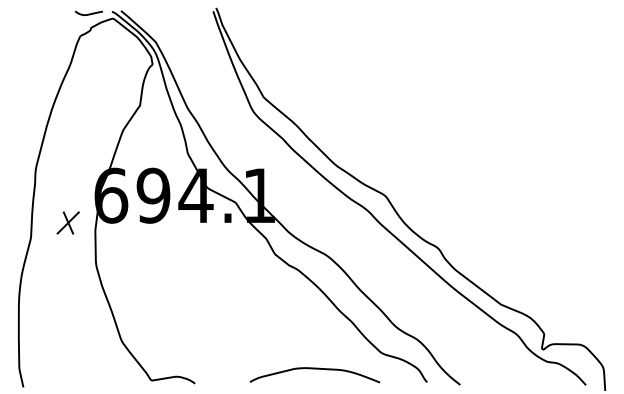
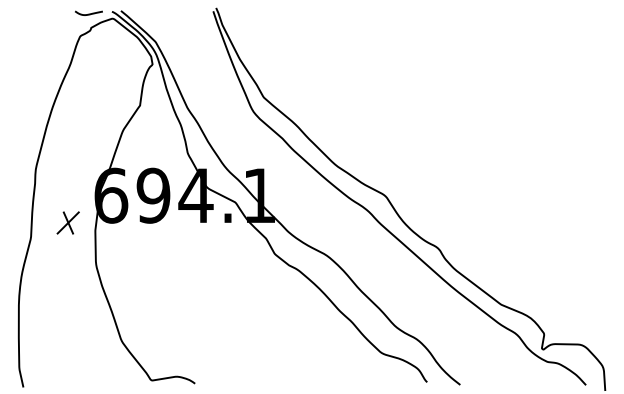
curve: present -> none (314, 369)
